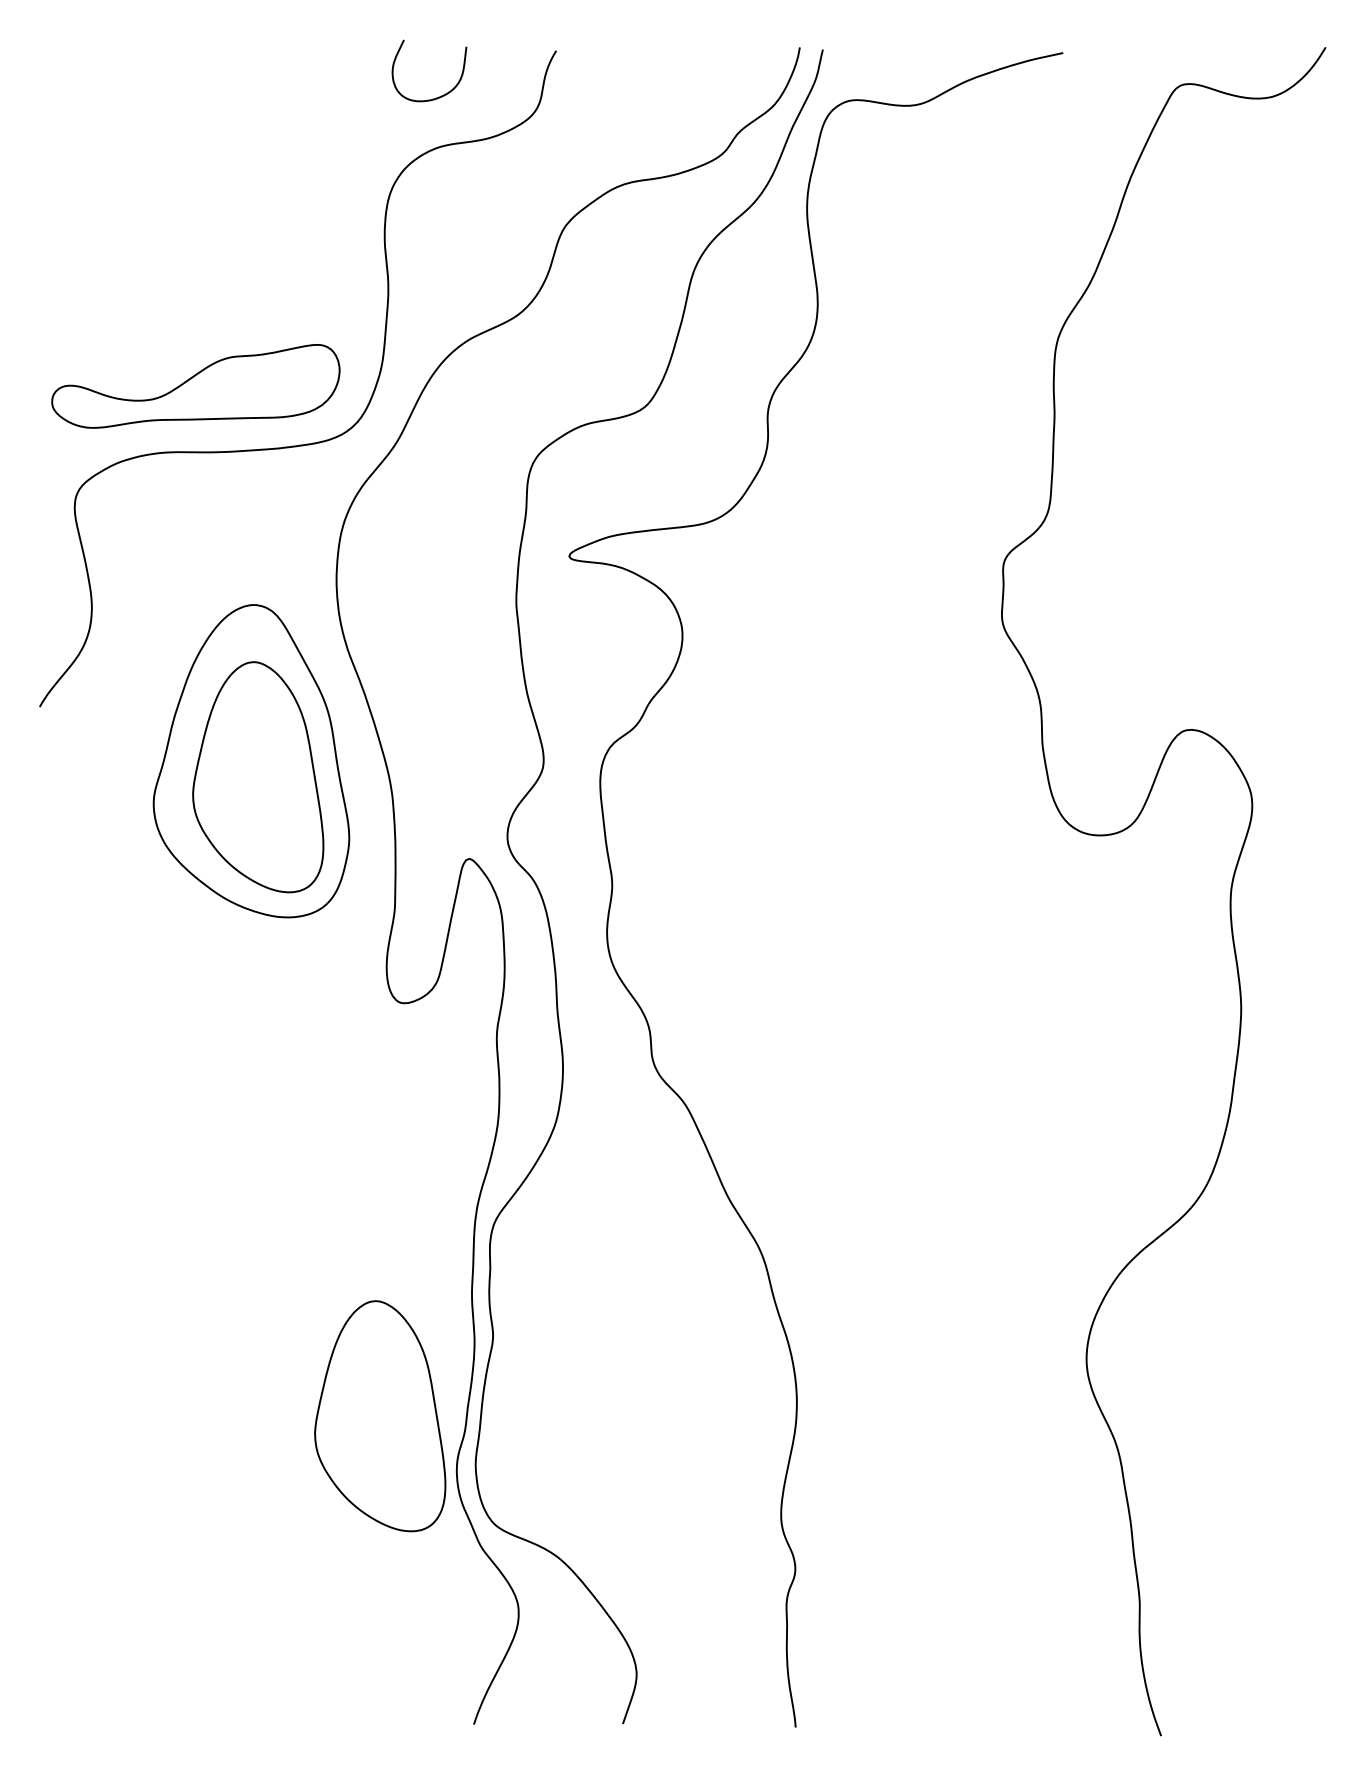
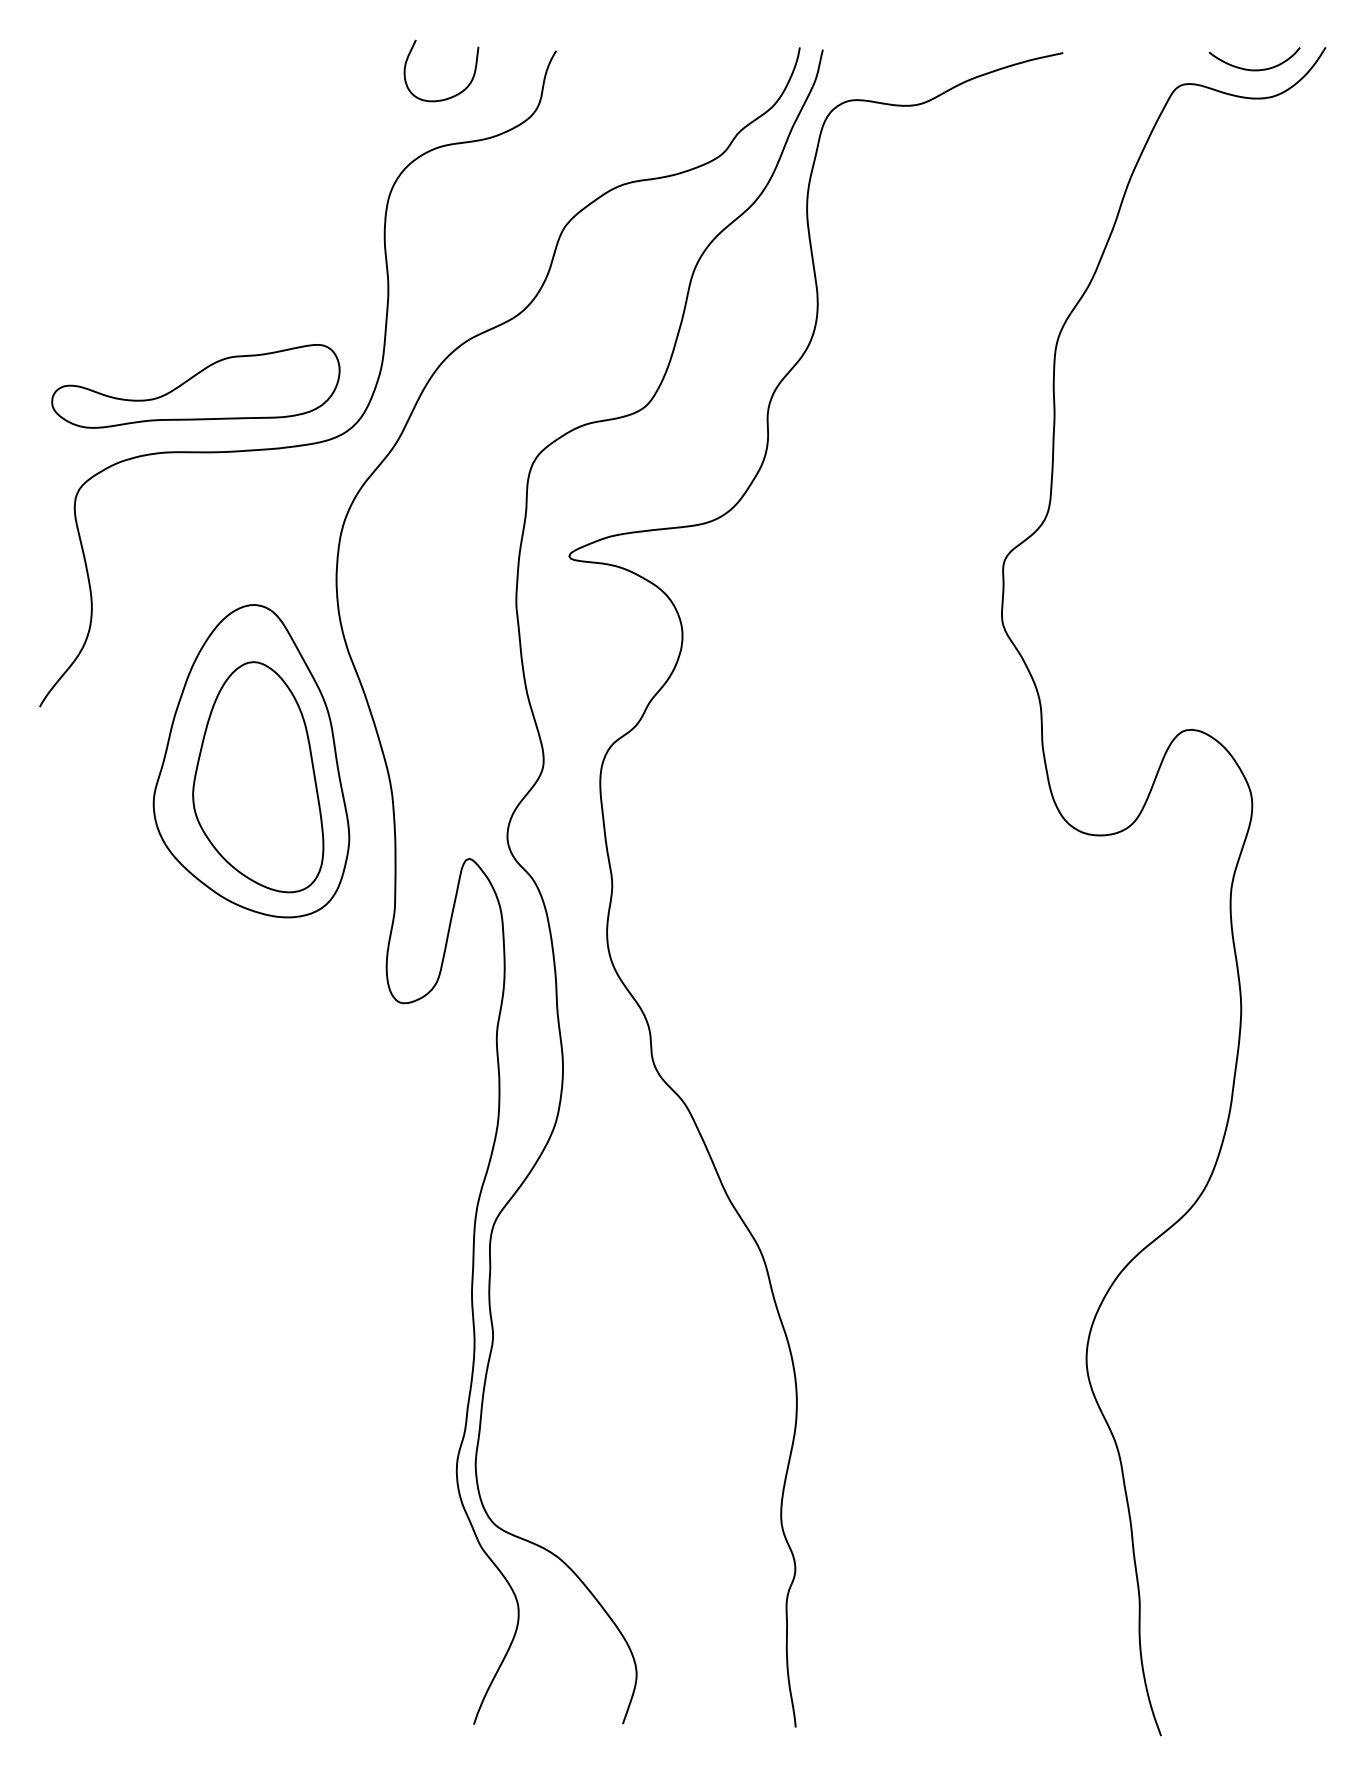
curve: none -> present (1254, 69)
curve position: (438, 96) -> (450, 96) (450, 96)
part: present -> none (380, 1416)
